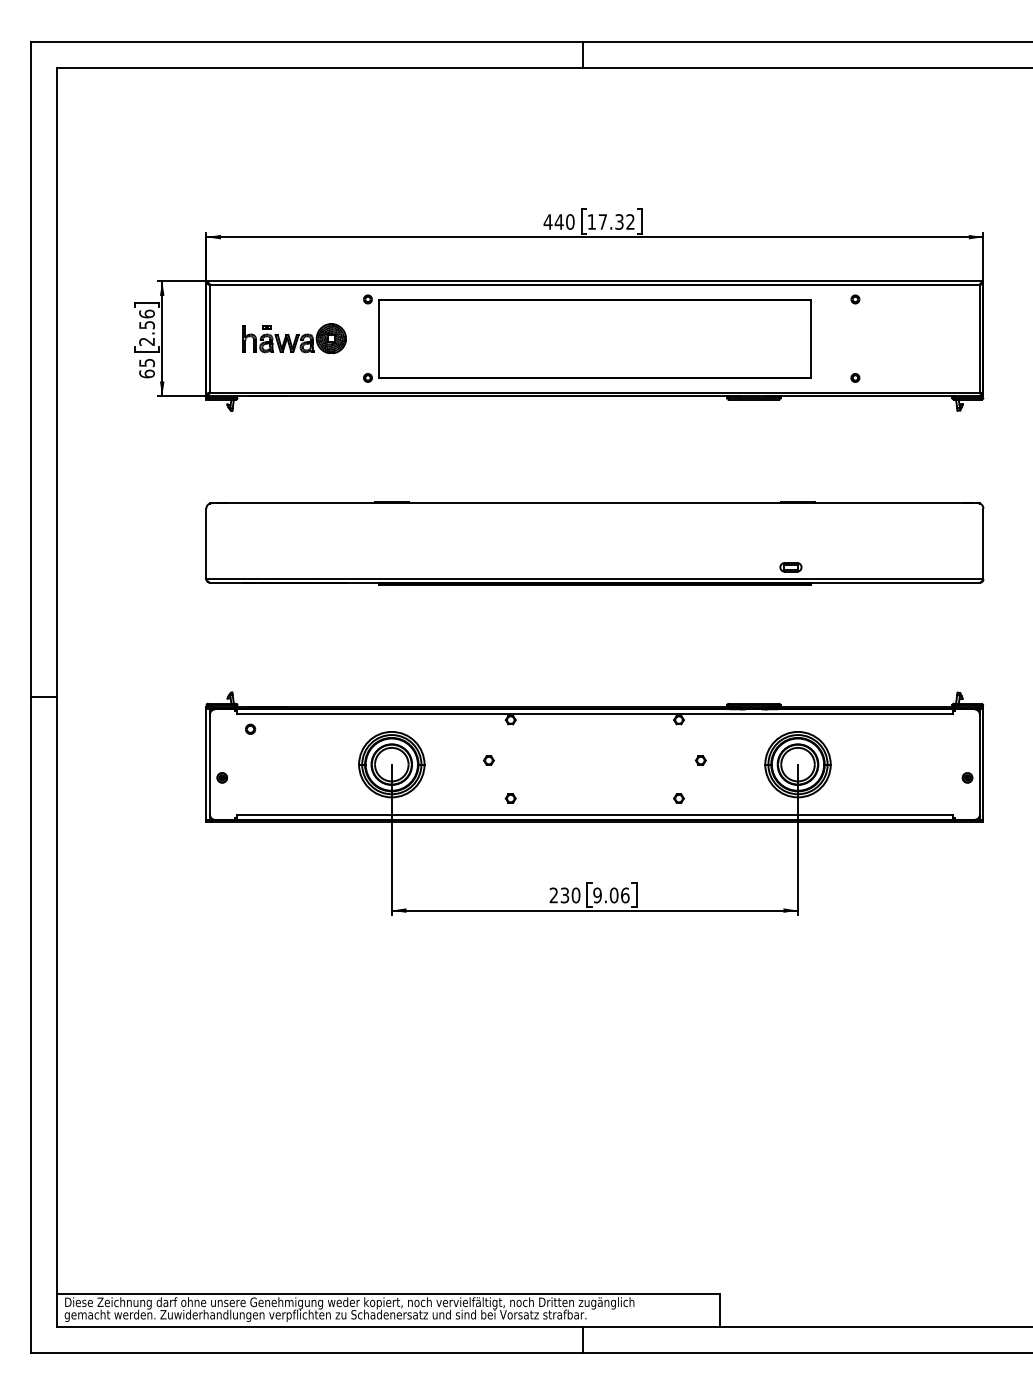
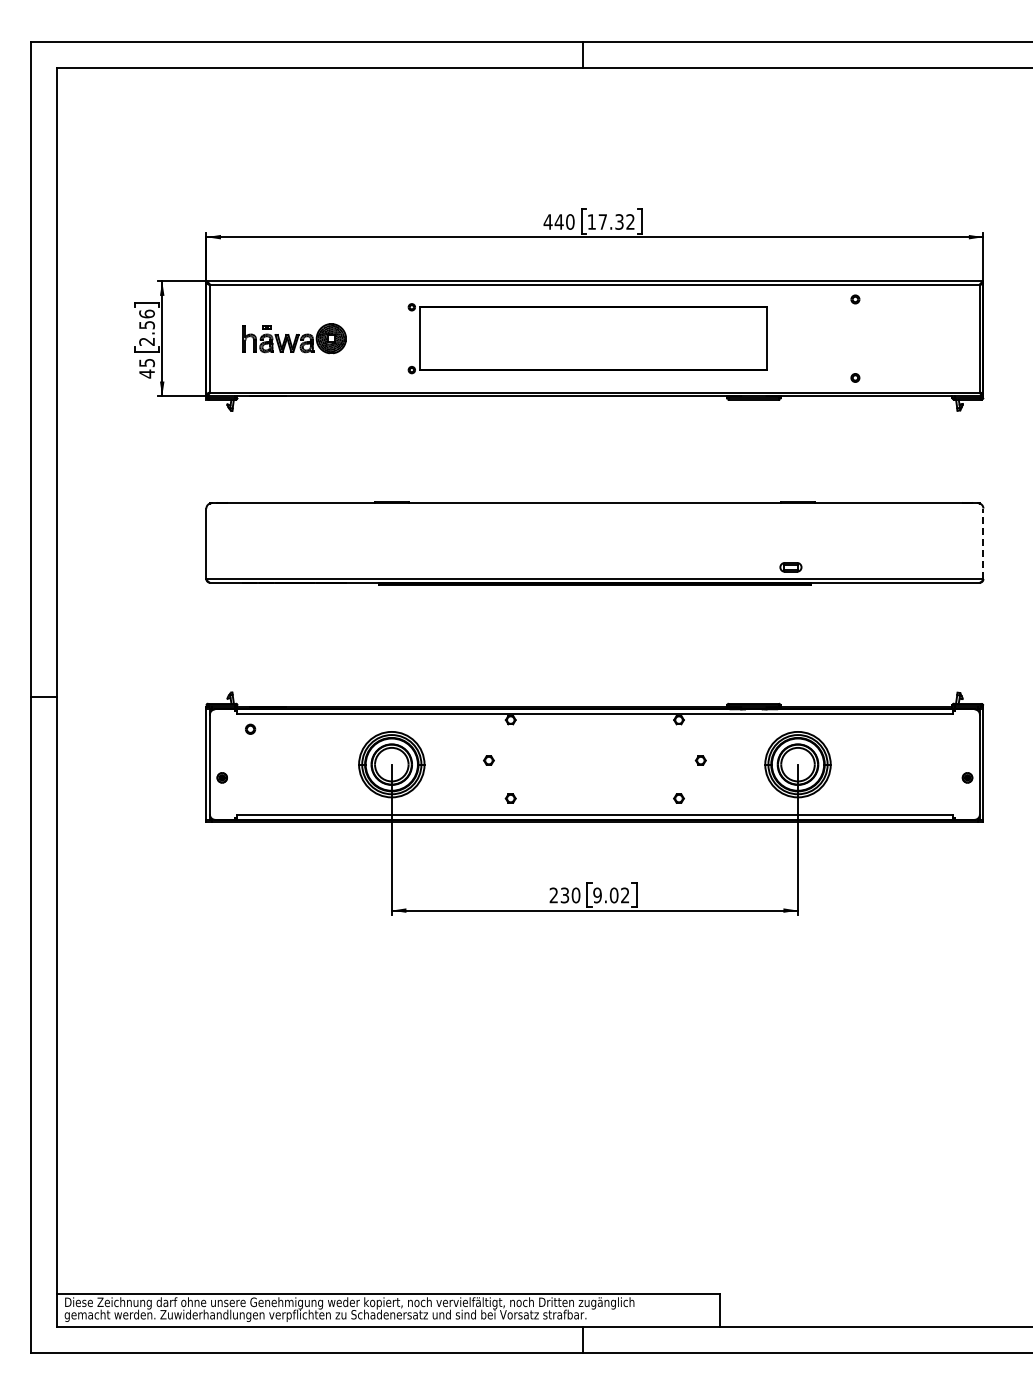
part size: 449x89 px -> 361x72 px (587, 338)
text: 65 -> 45 (146, 373)
line: solid -> dashed (983, 543)
text: 9.06 -> 9.02 (625, 895)
